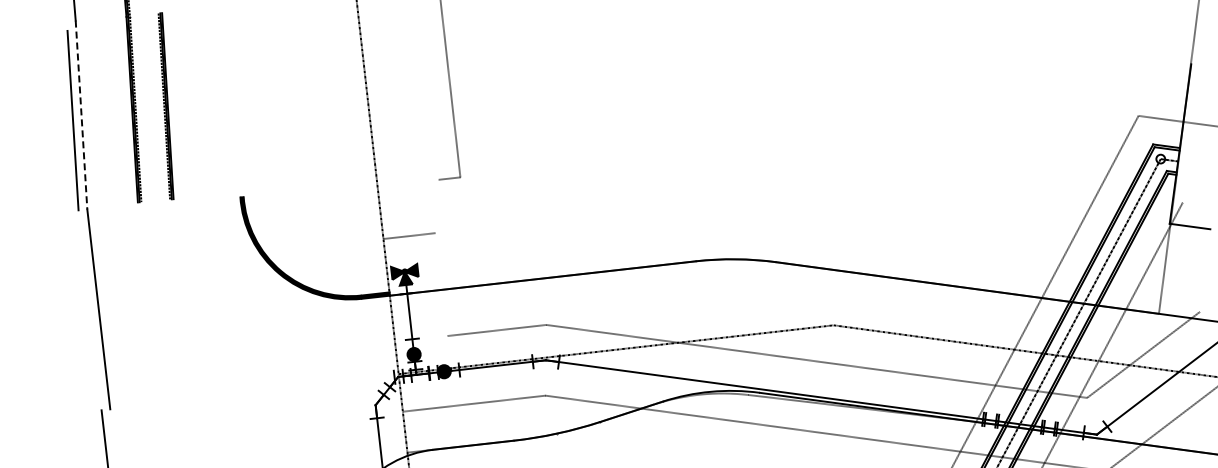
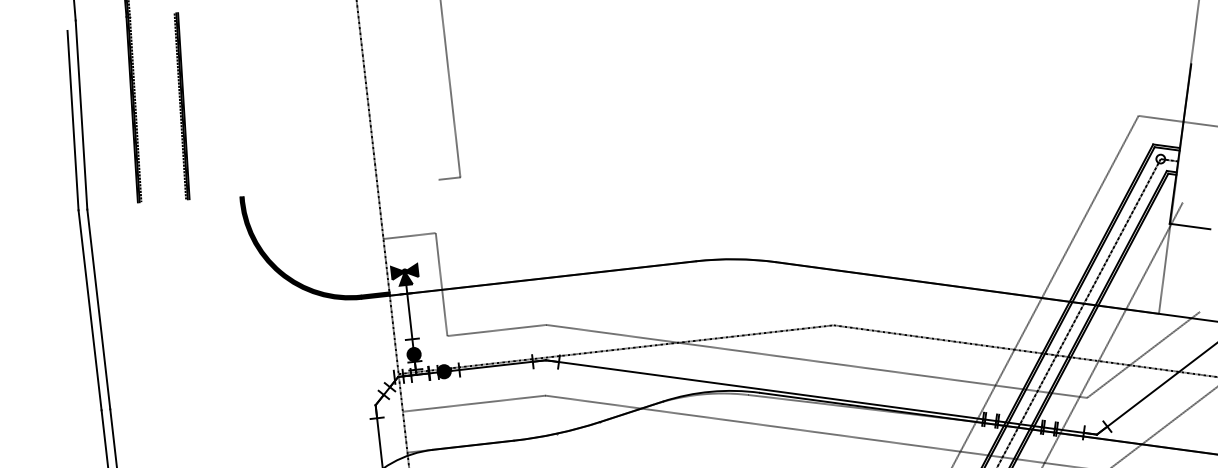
part position: (165, 106) -> (181, 106) (181, 106)
line: dashed -> solid (81, 115)
line: none -> present (441, 284)
line: none -> present (89, 310)
line: none -> present (113, 436)
